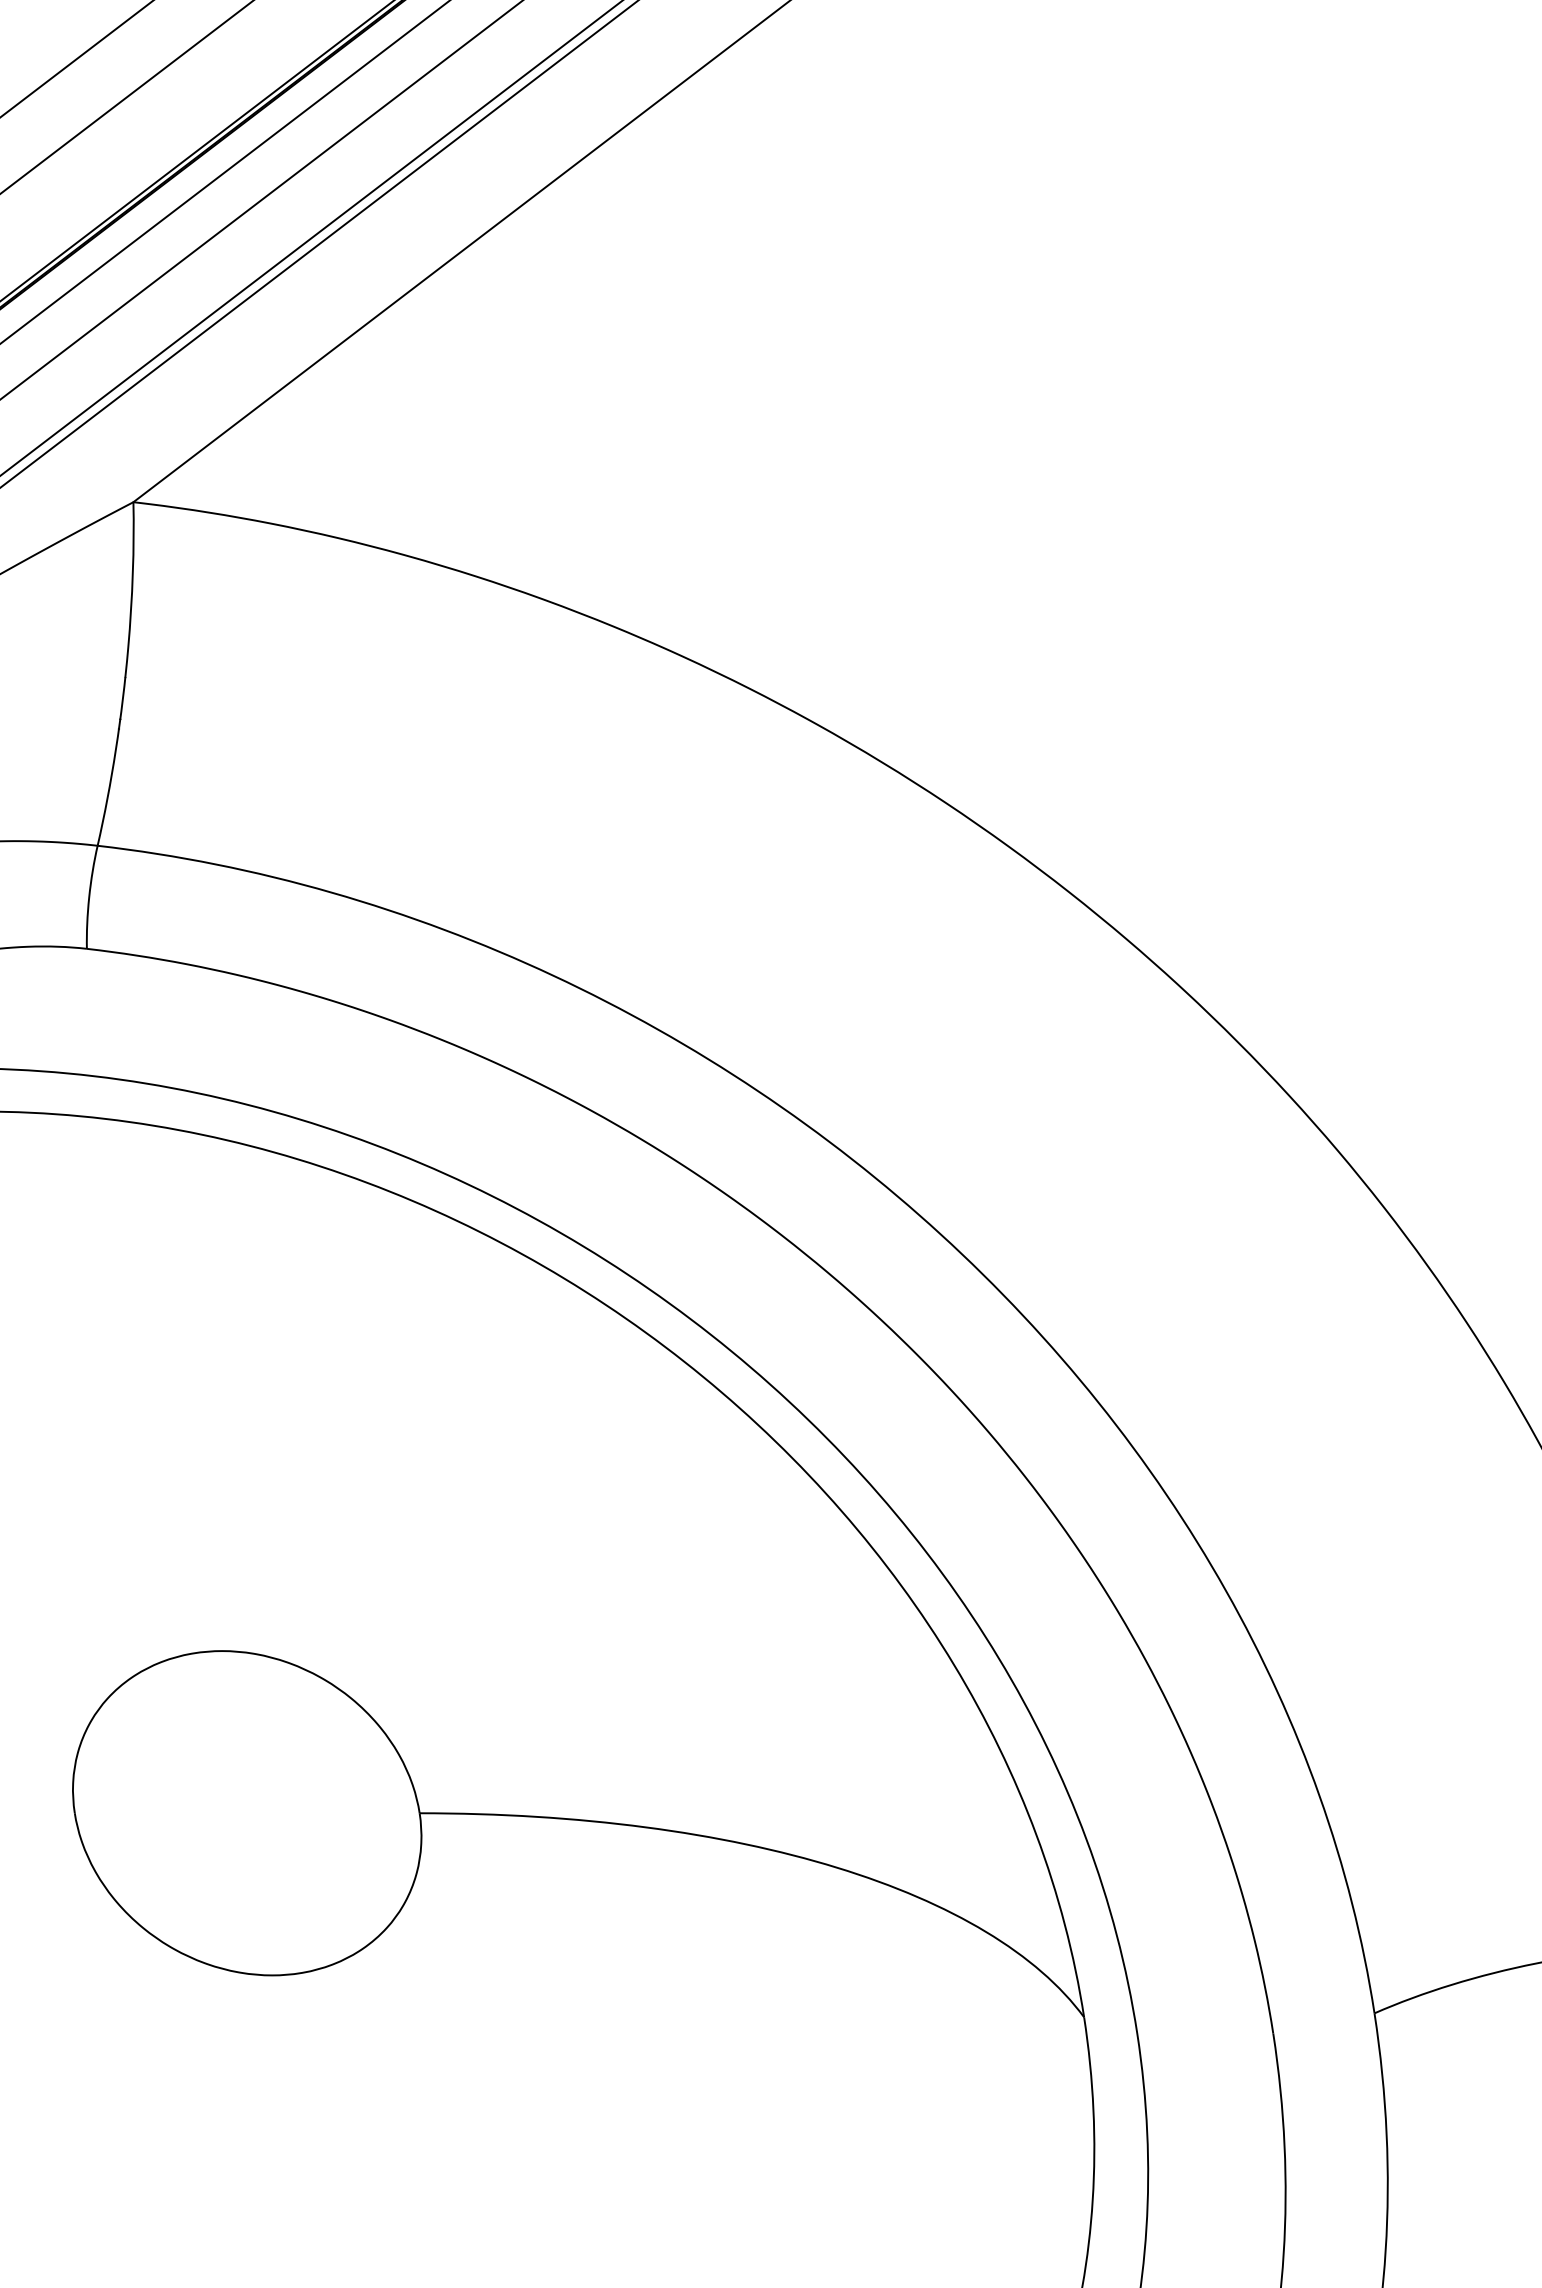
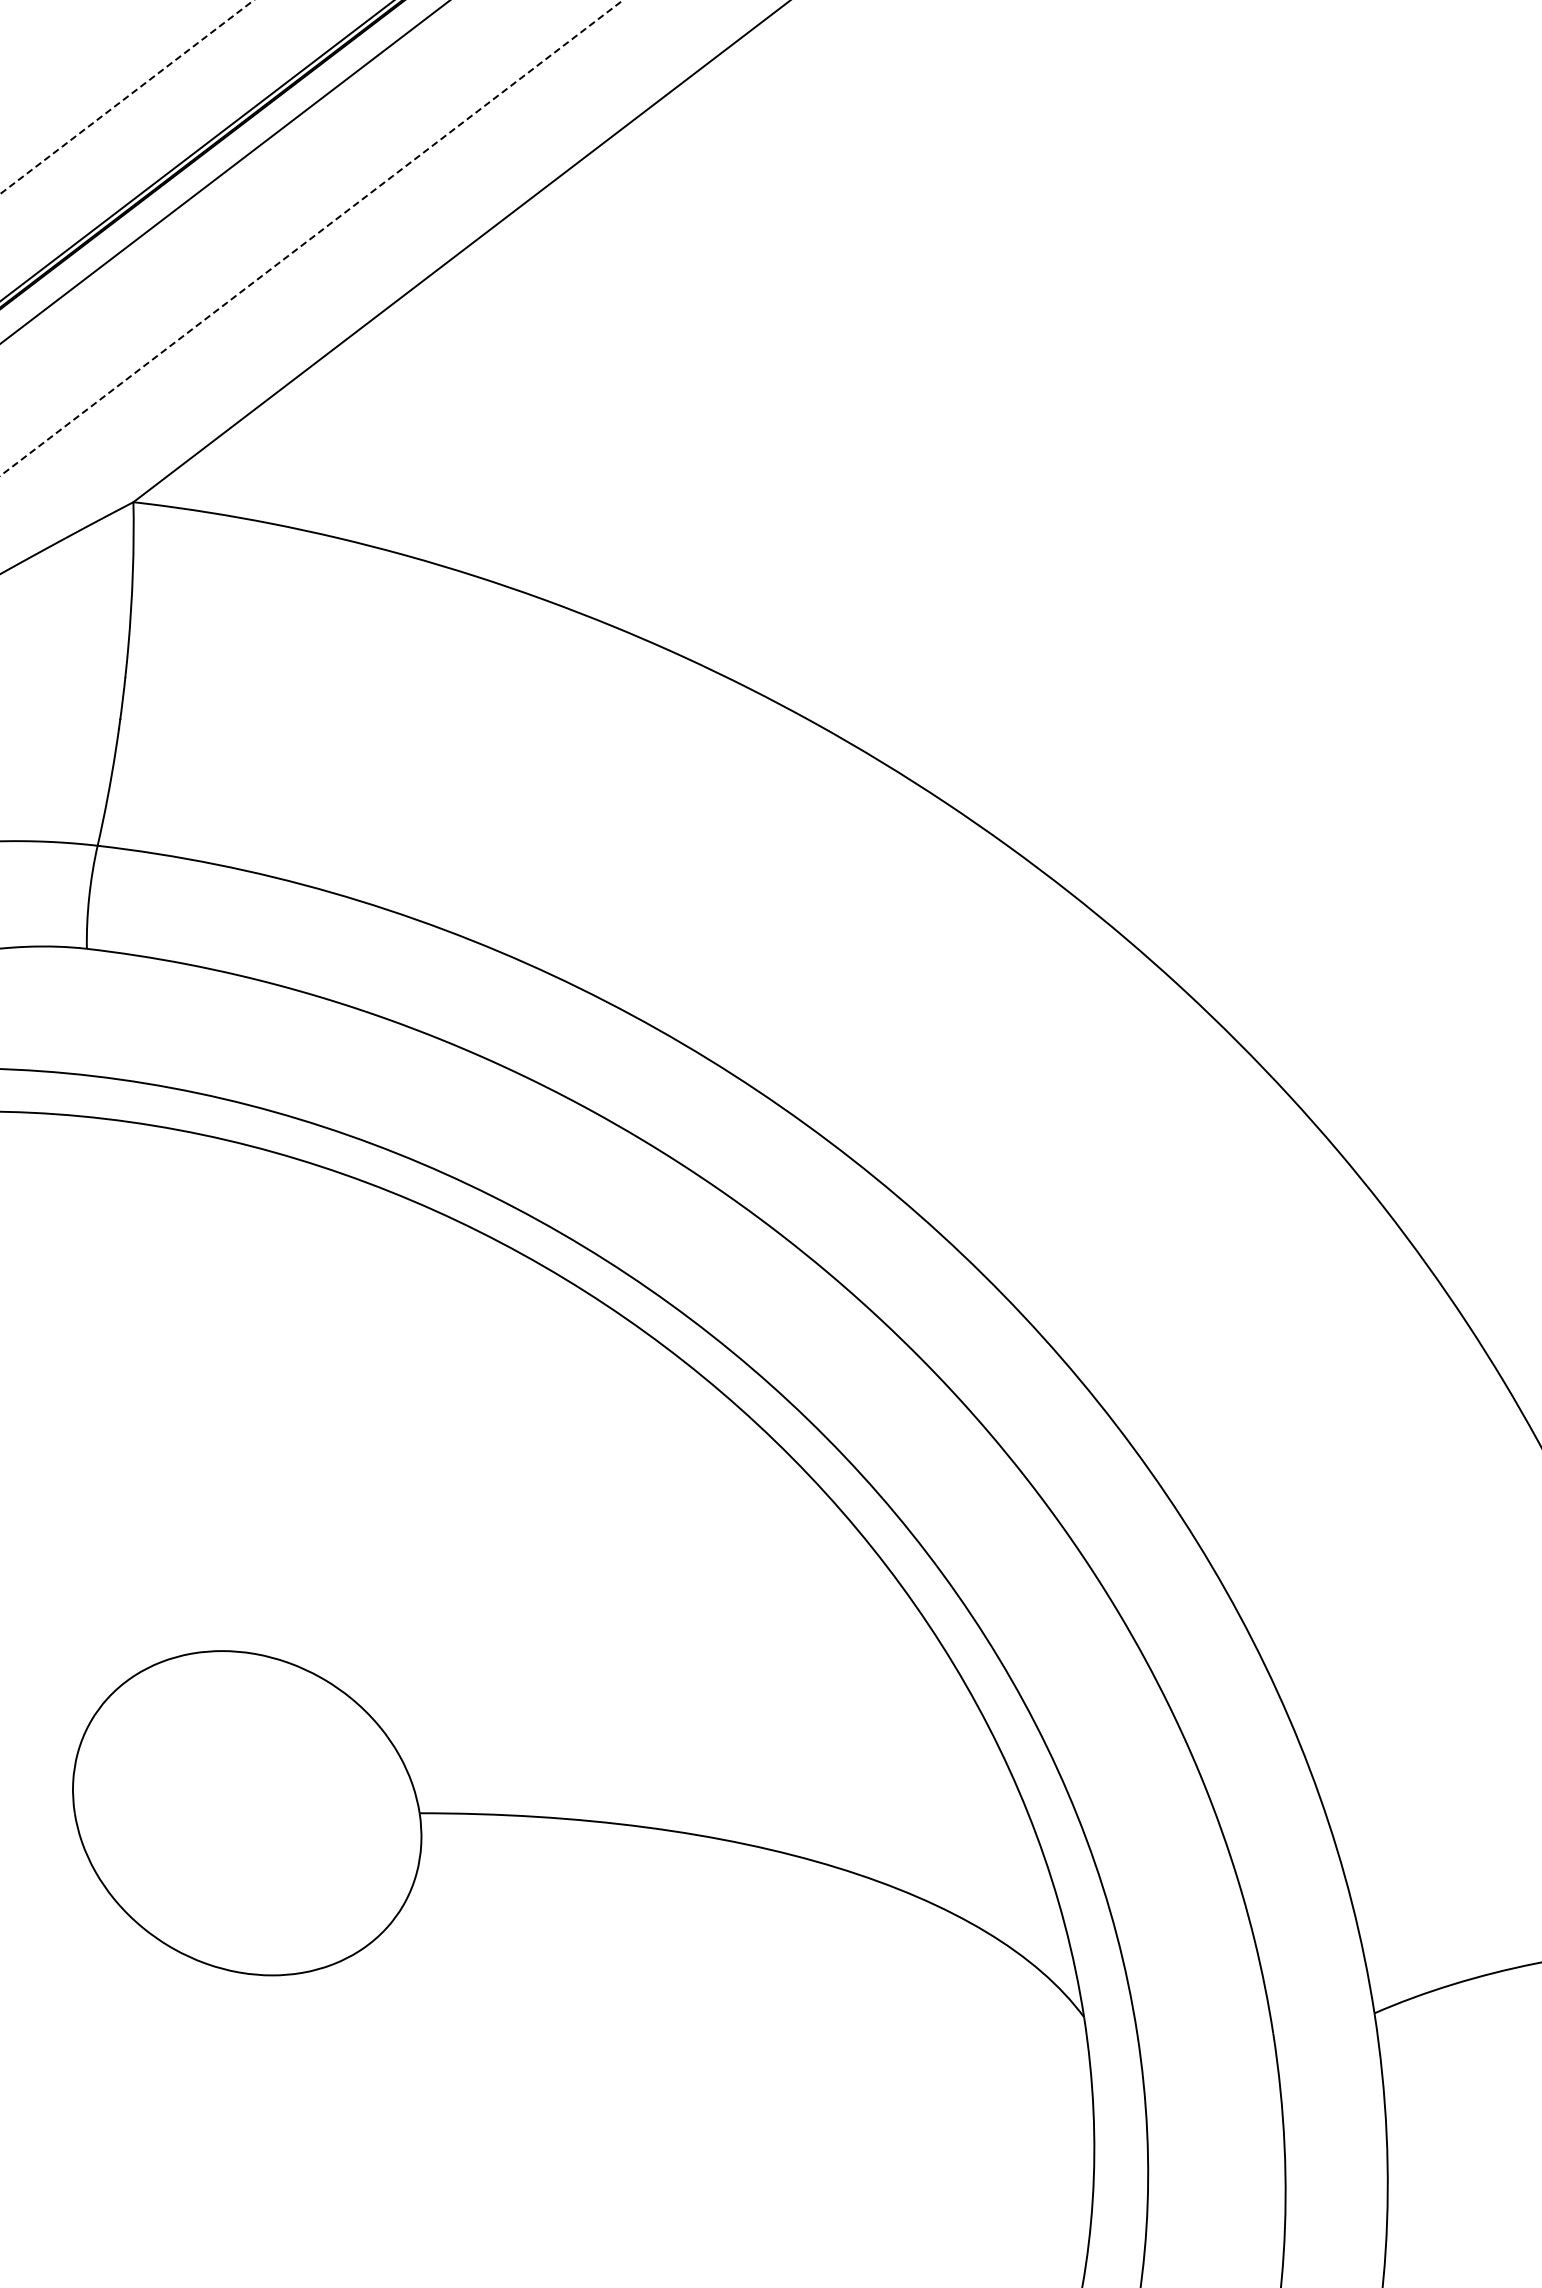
line: present -> none (76, 58)
line: solid -> dashed (127, 96)
line: present -> none (261, 199)
line: solid -> dashed (311, 238)
line: present -> none (318, 244)
